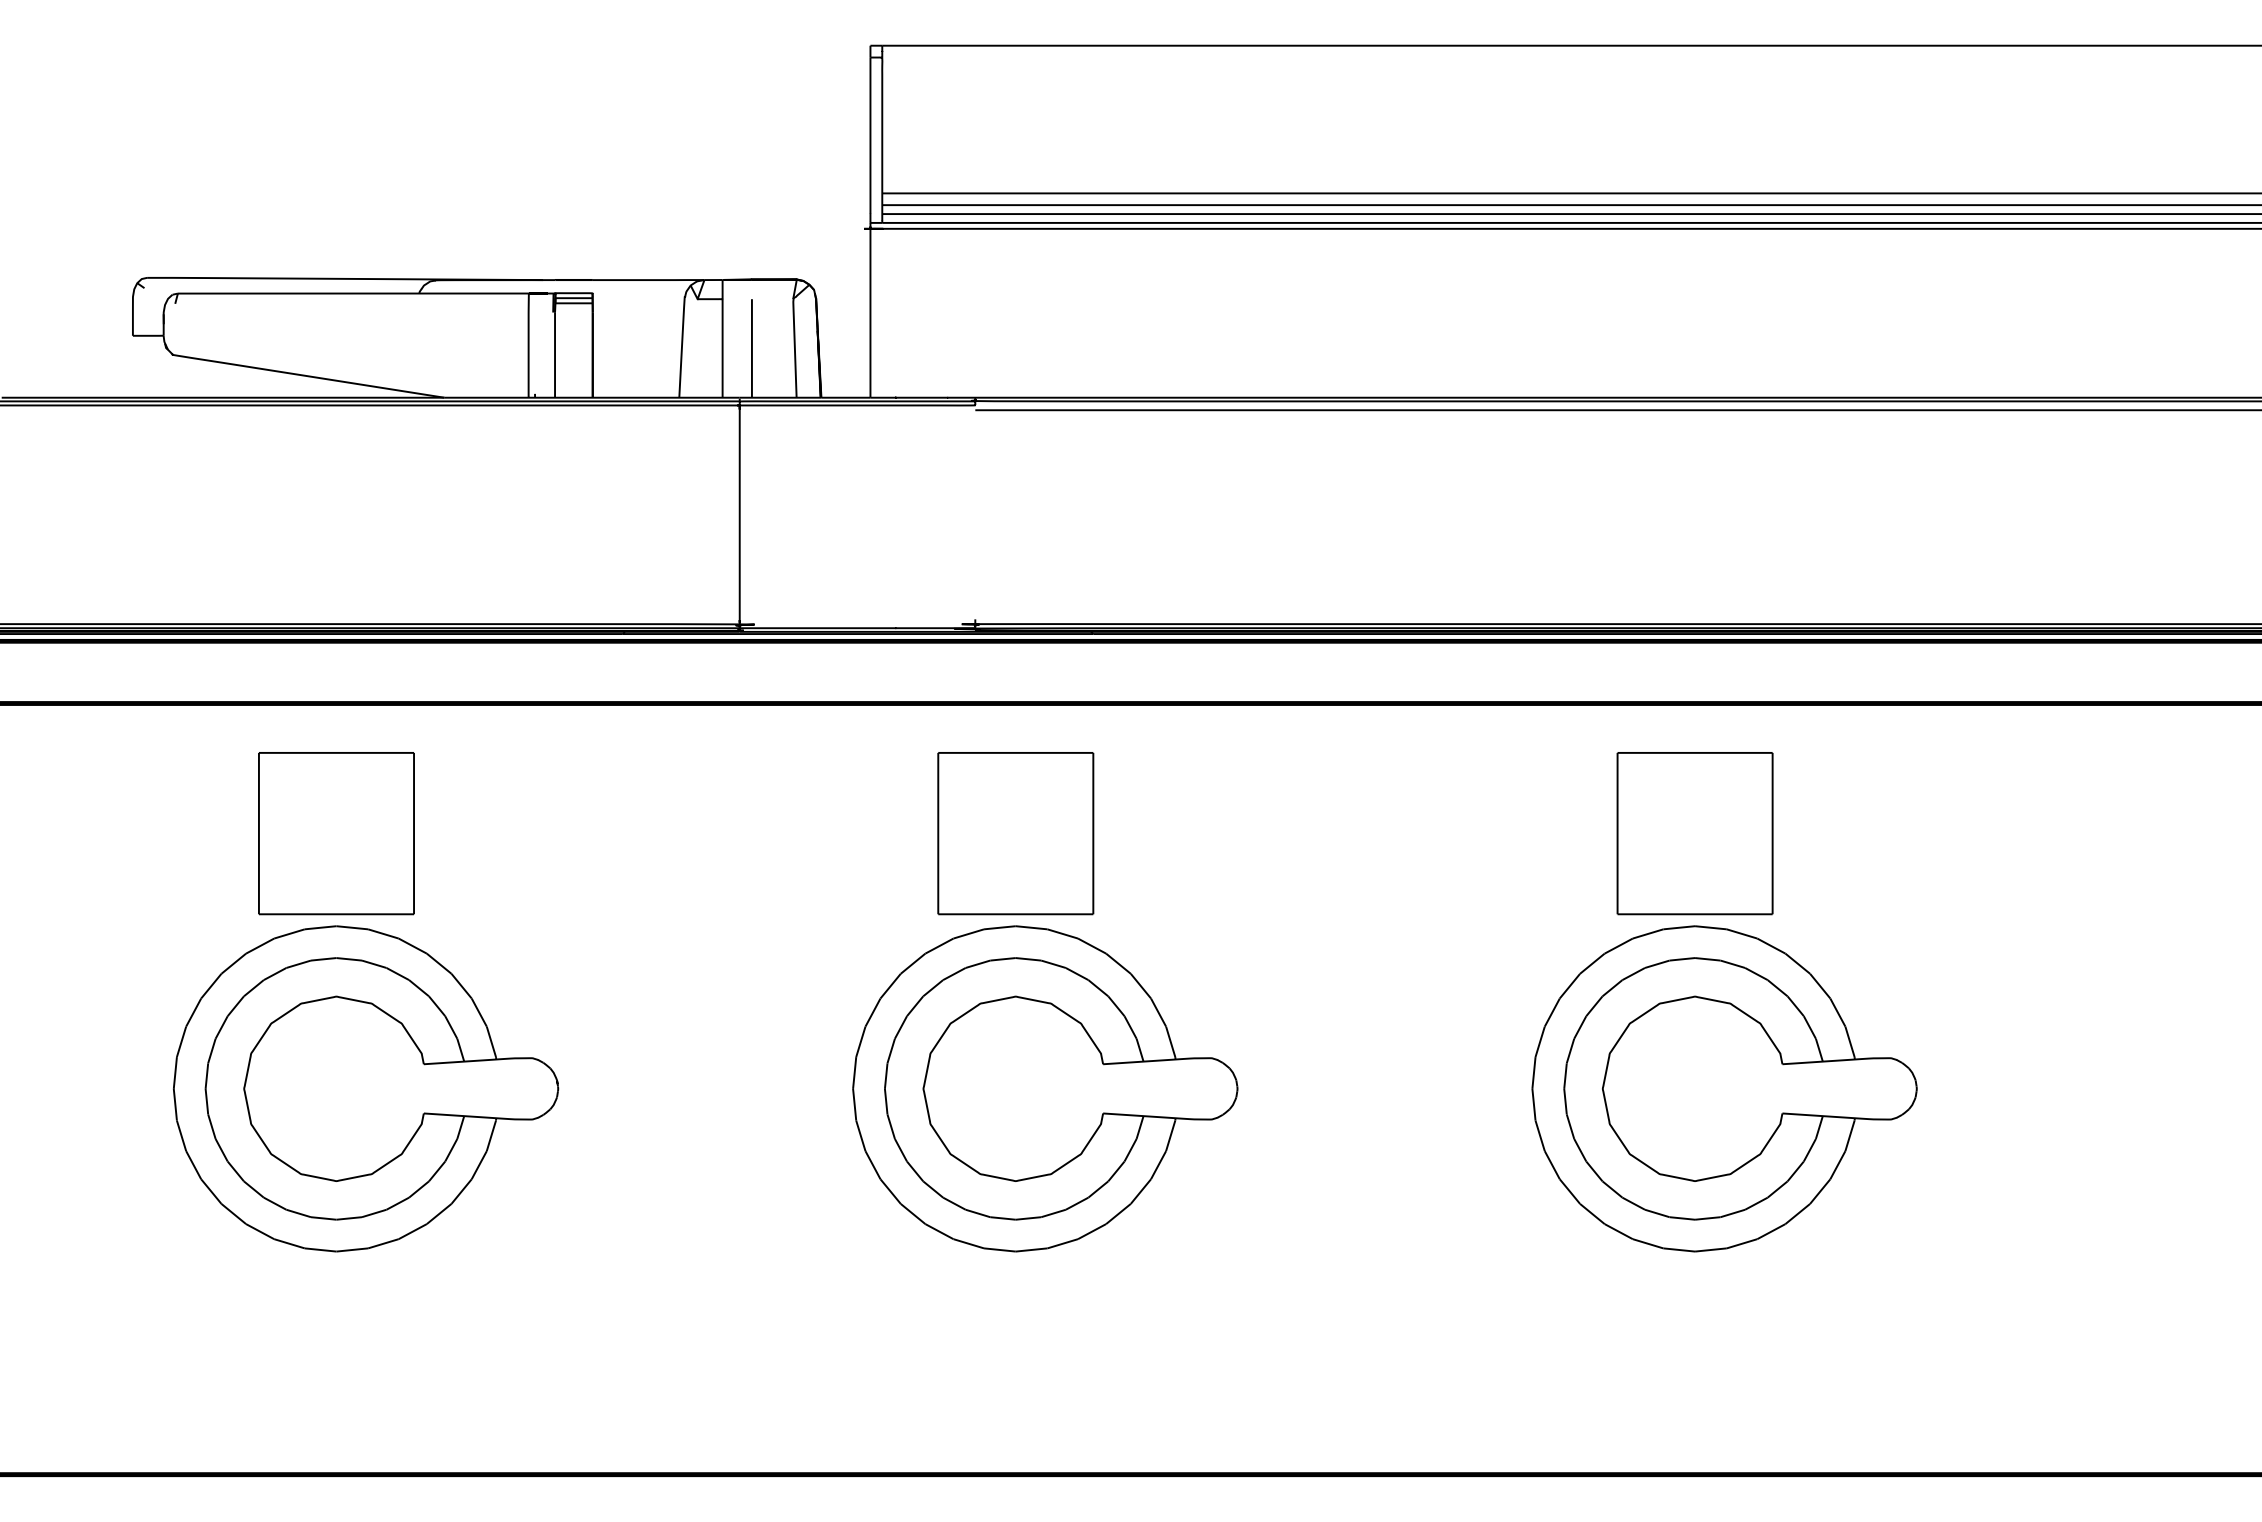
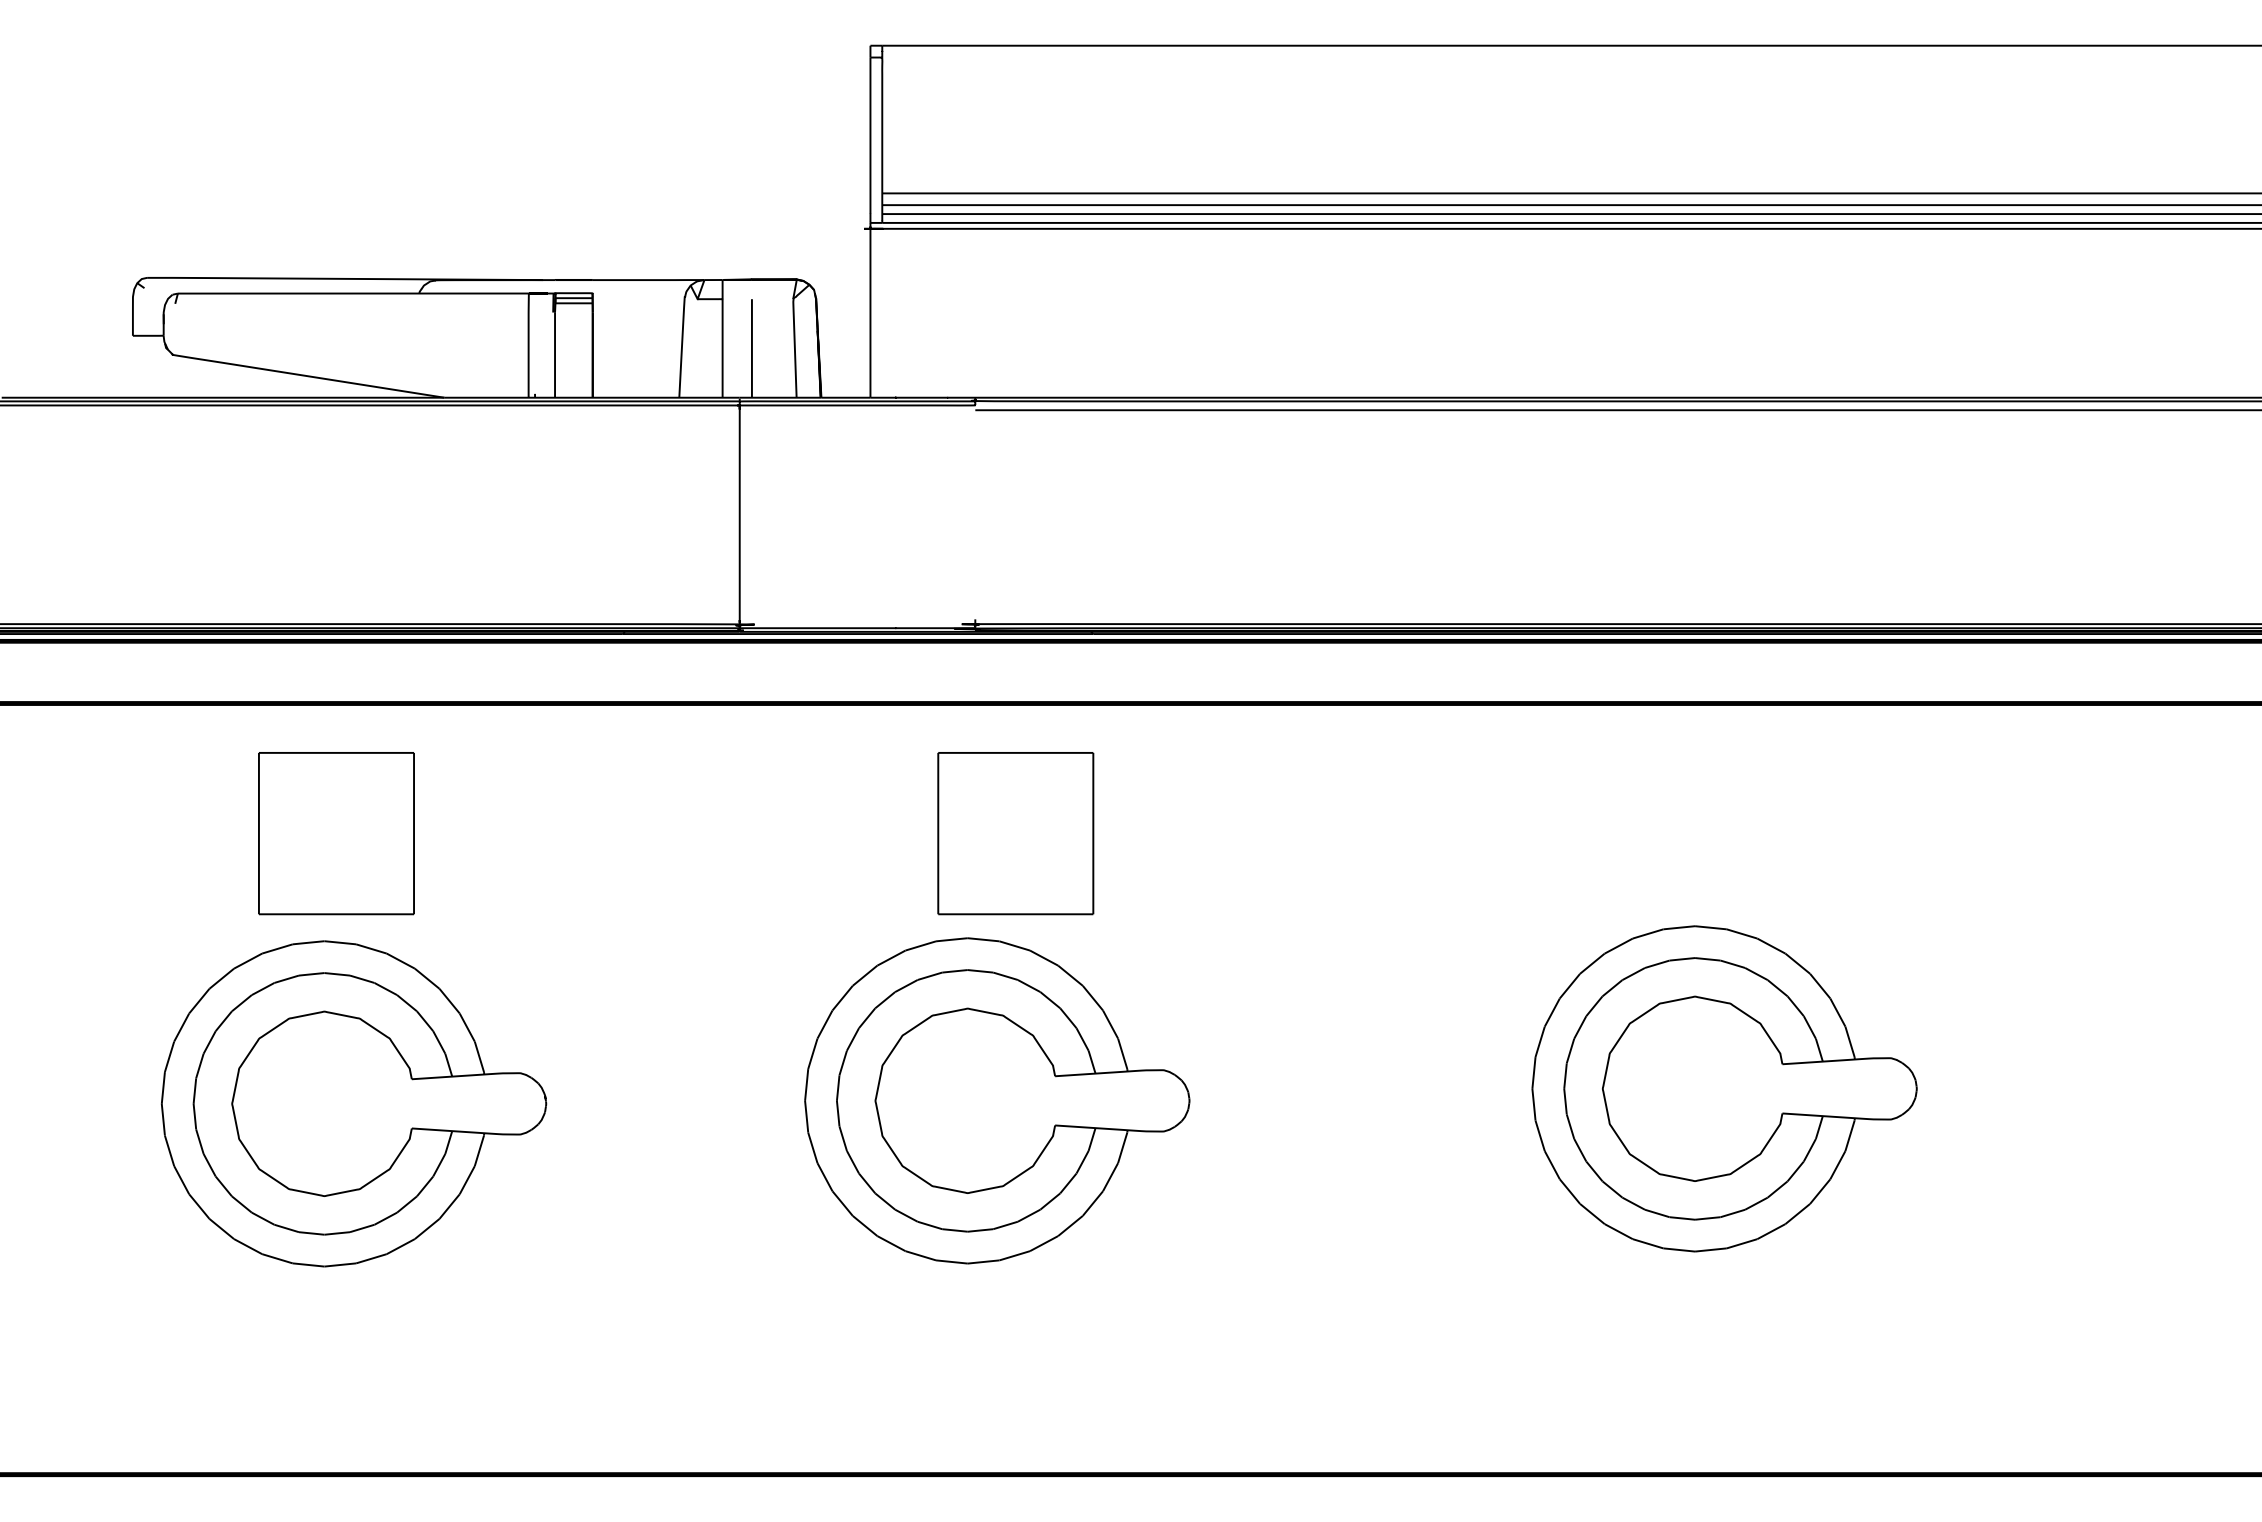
part: present -> none (1694, 833)
part position: (366, 1088) -> (354, 1103) (354, 1103)
part position: (1045, 1088) -> (997, 1100) (997, 1100)
